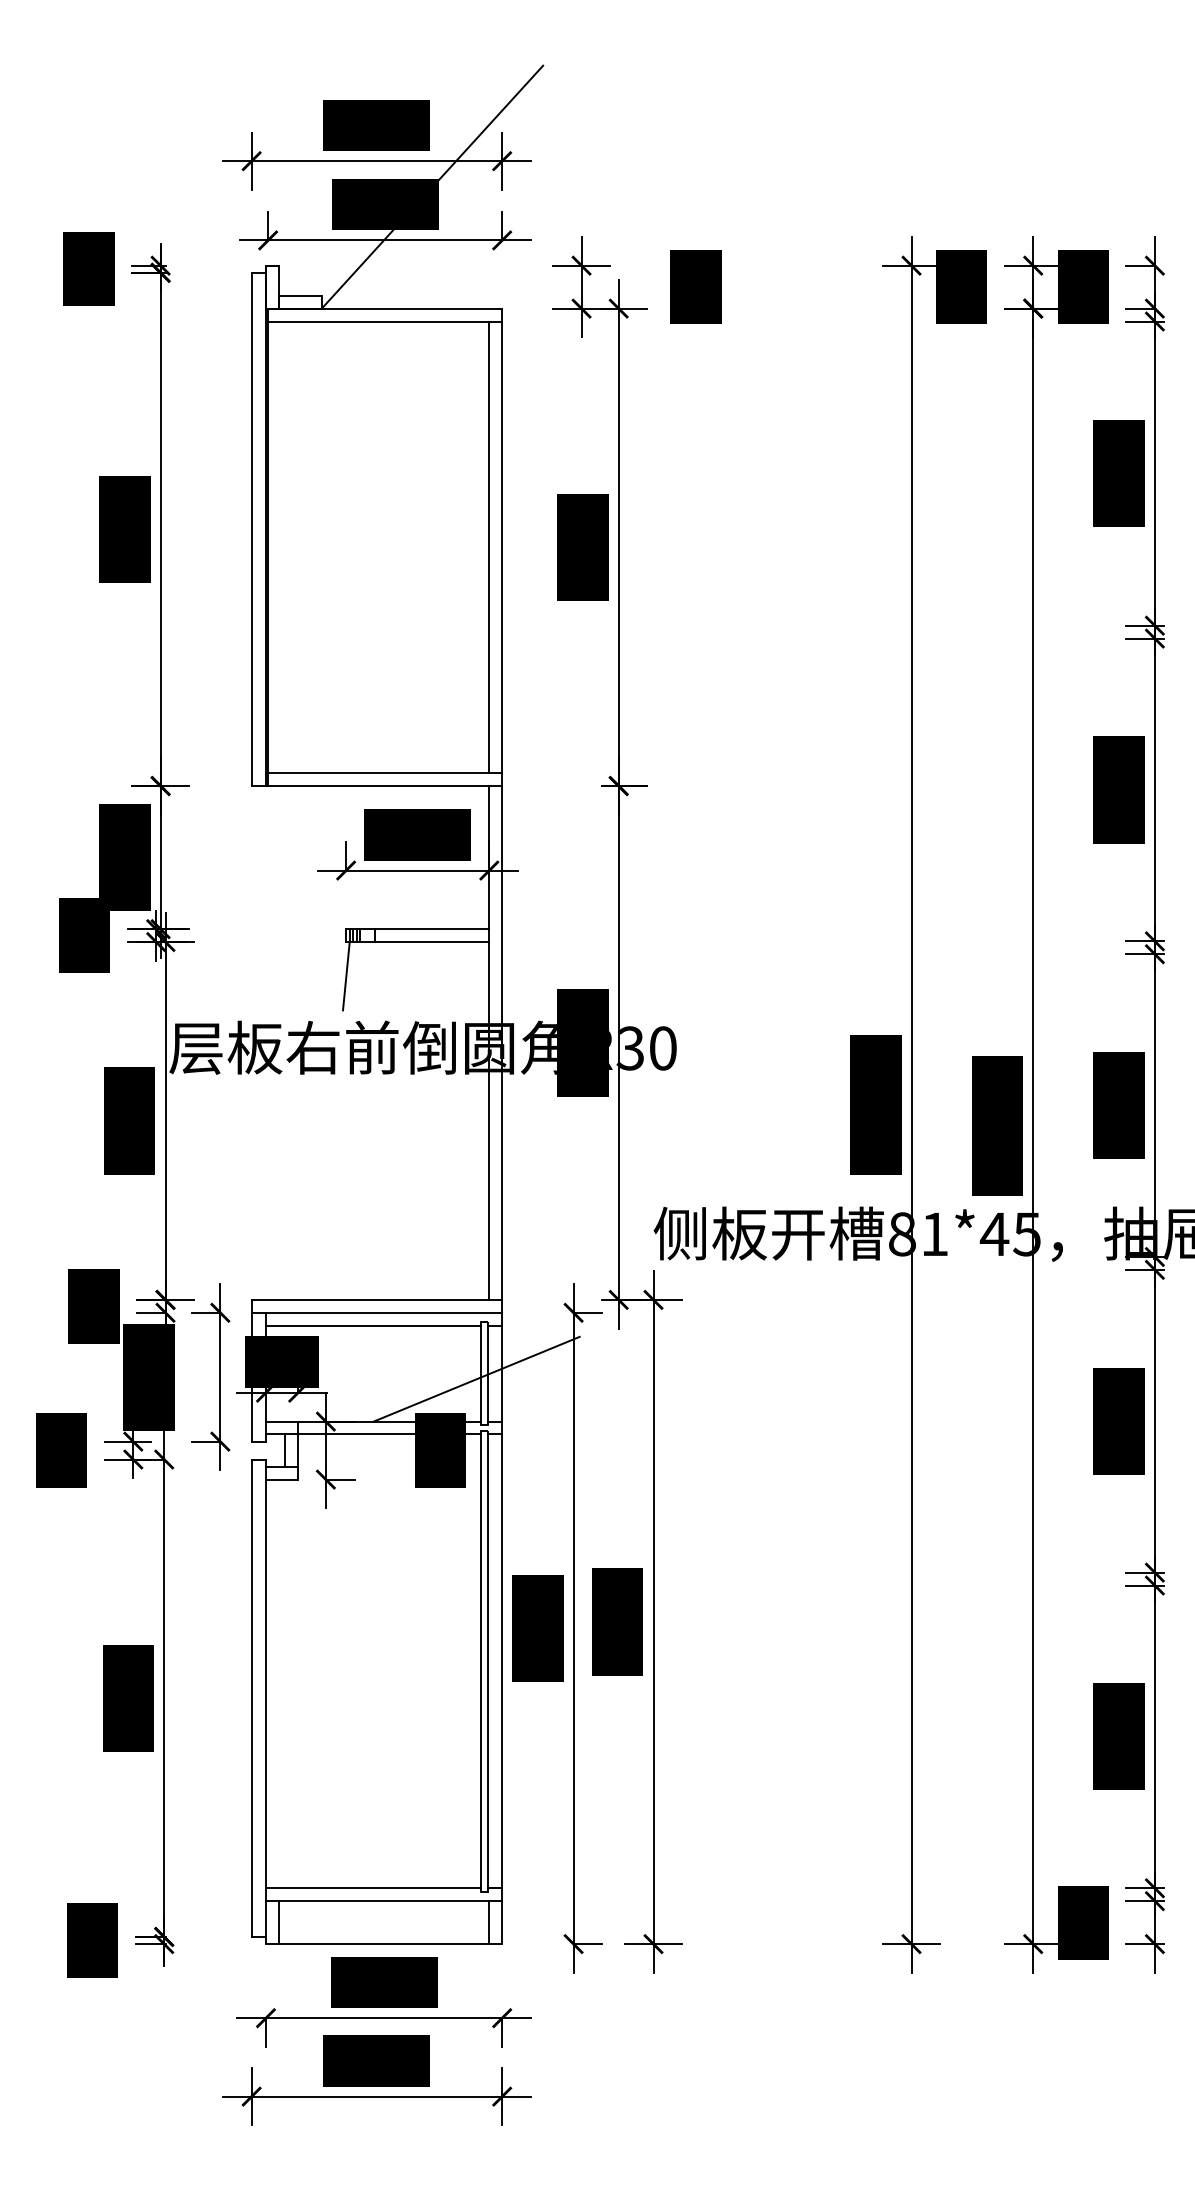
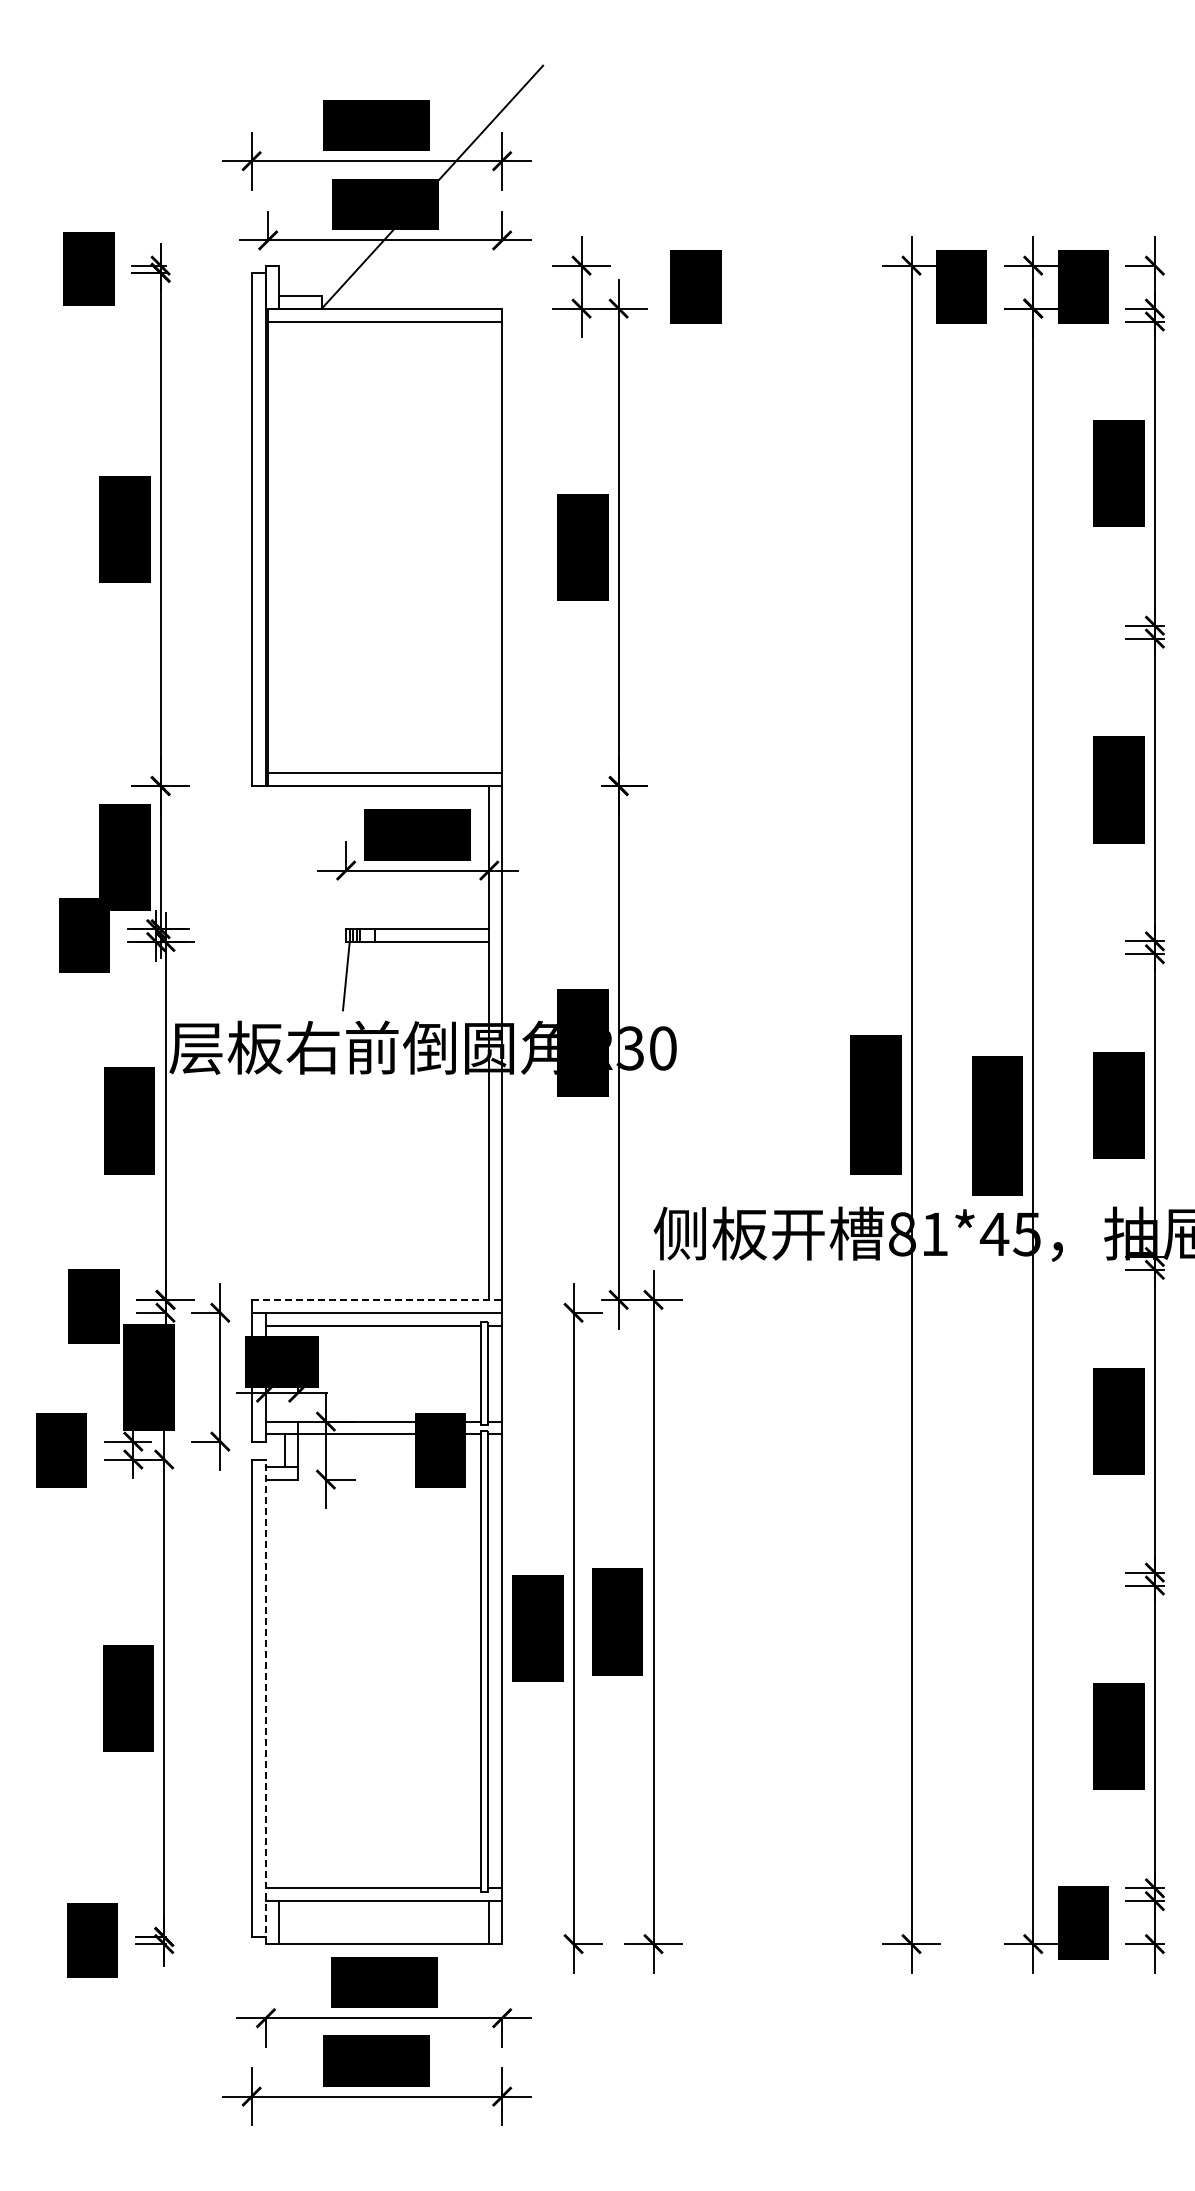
line: present -> none (489, 547)
line: solid -> dashed (377, 1299)
line: present -> none (476, 1378)
line: solid -> dashed (265, 1701)
